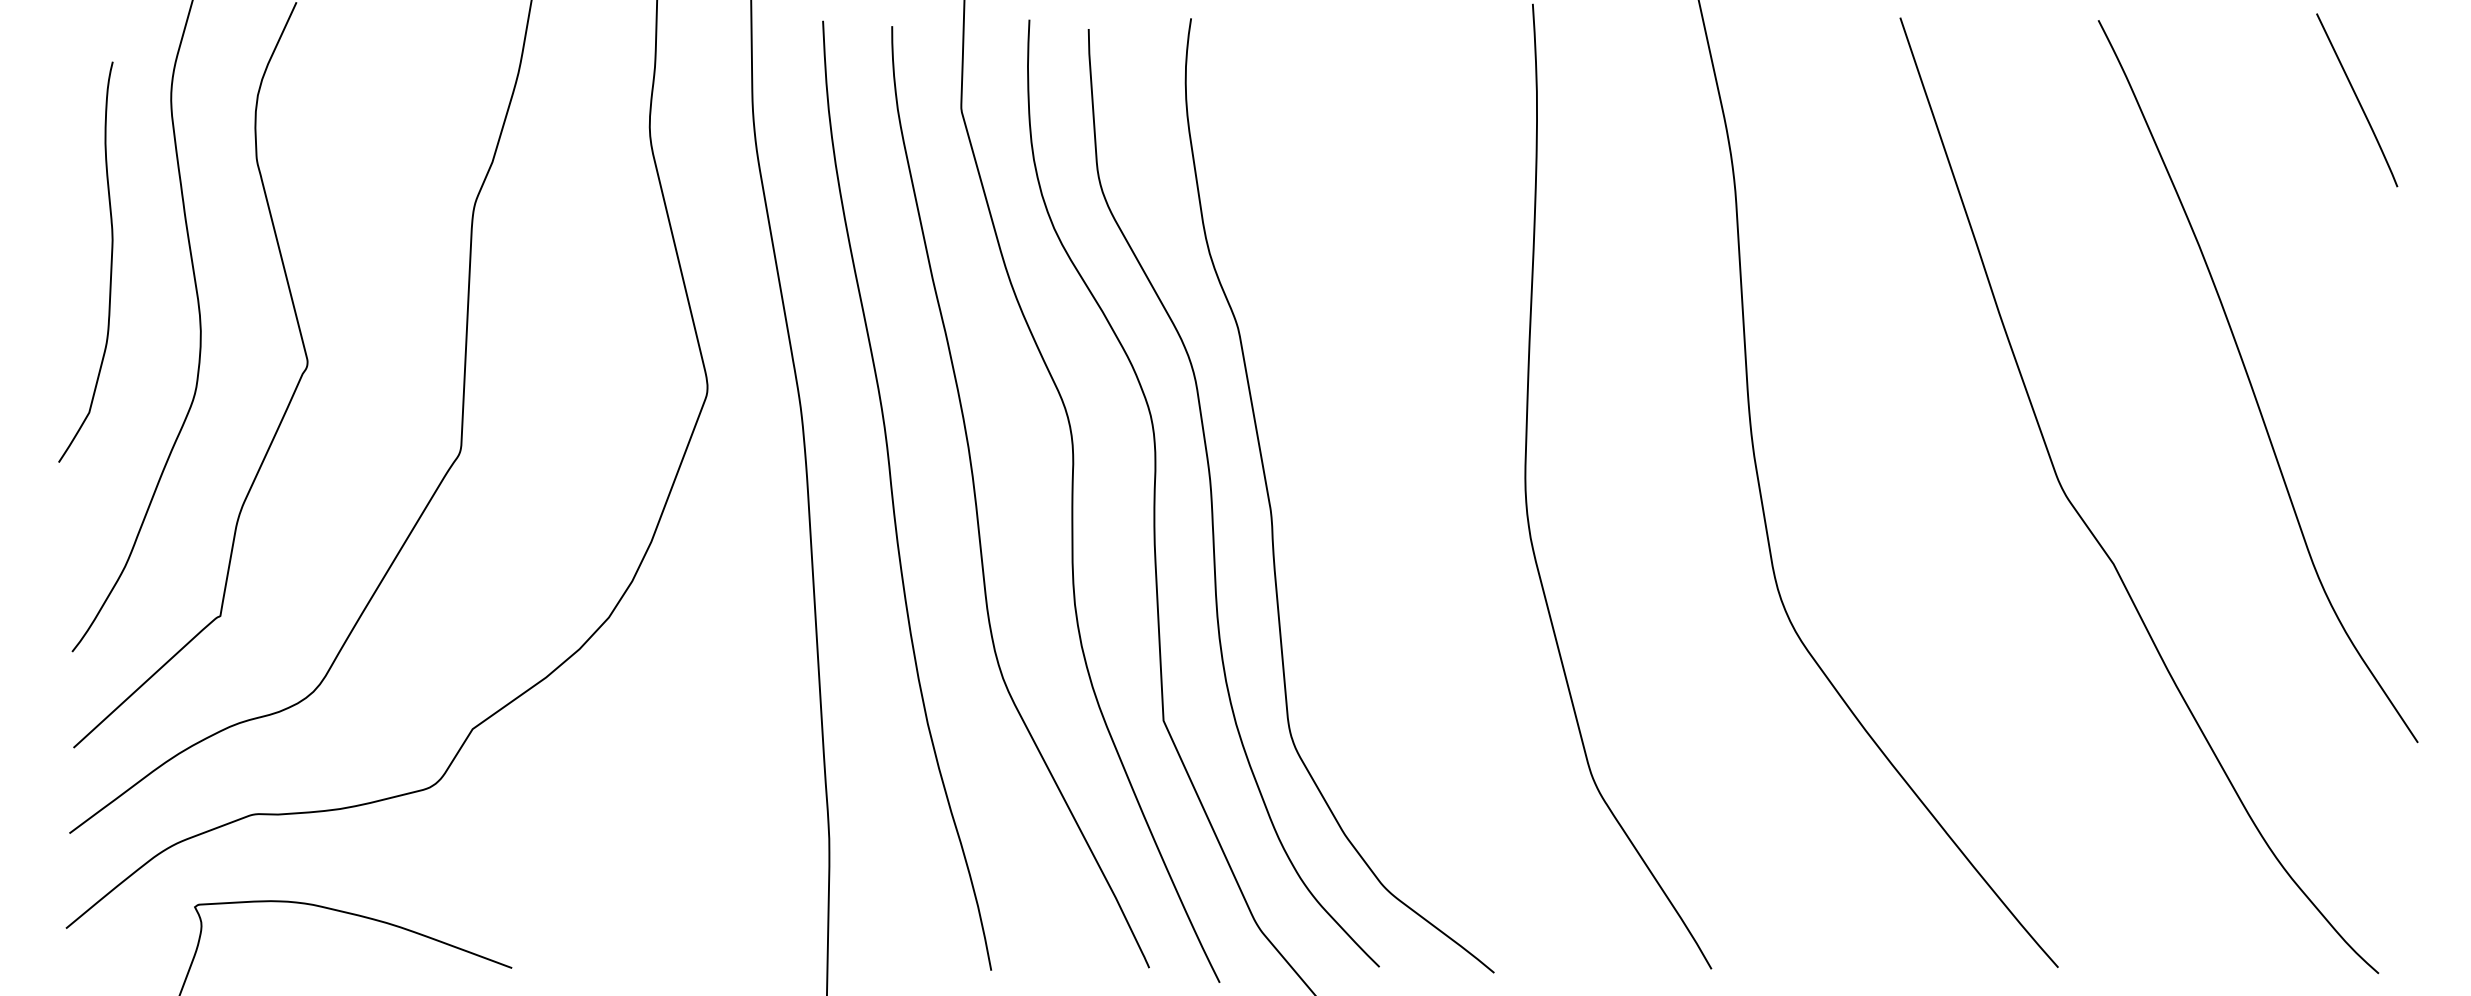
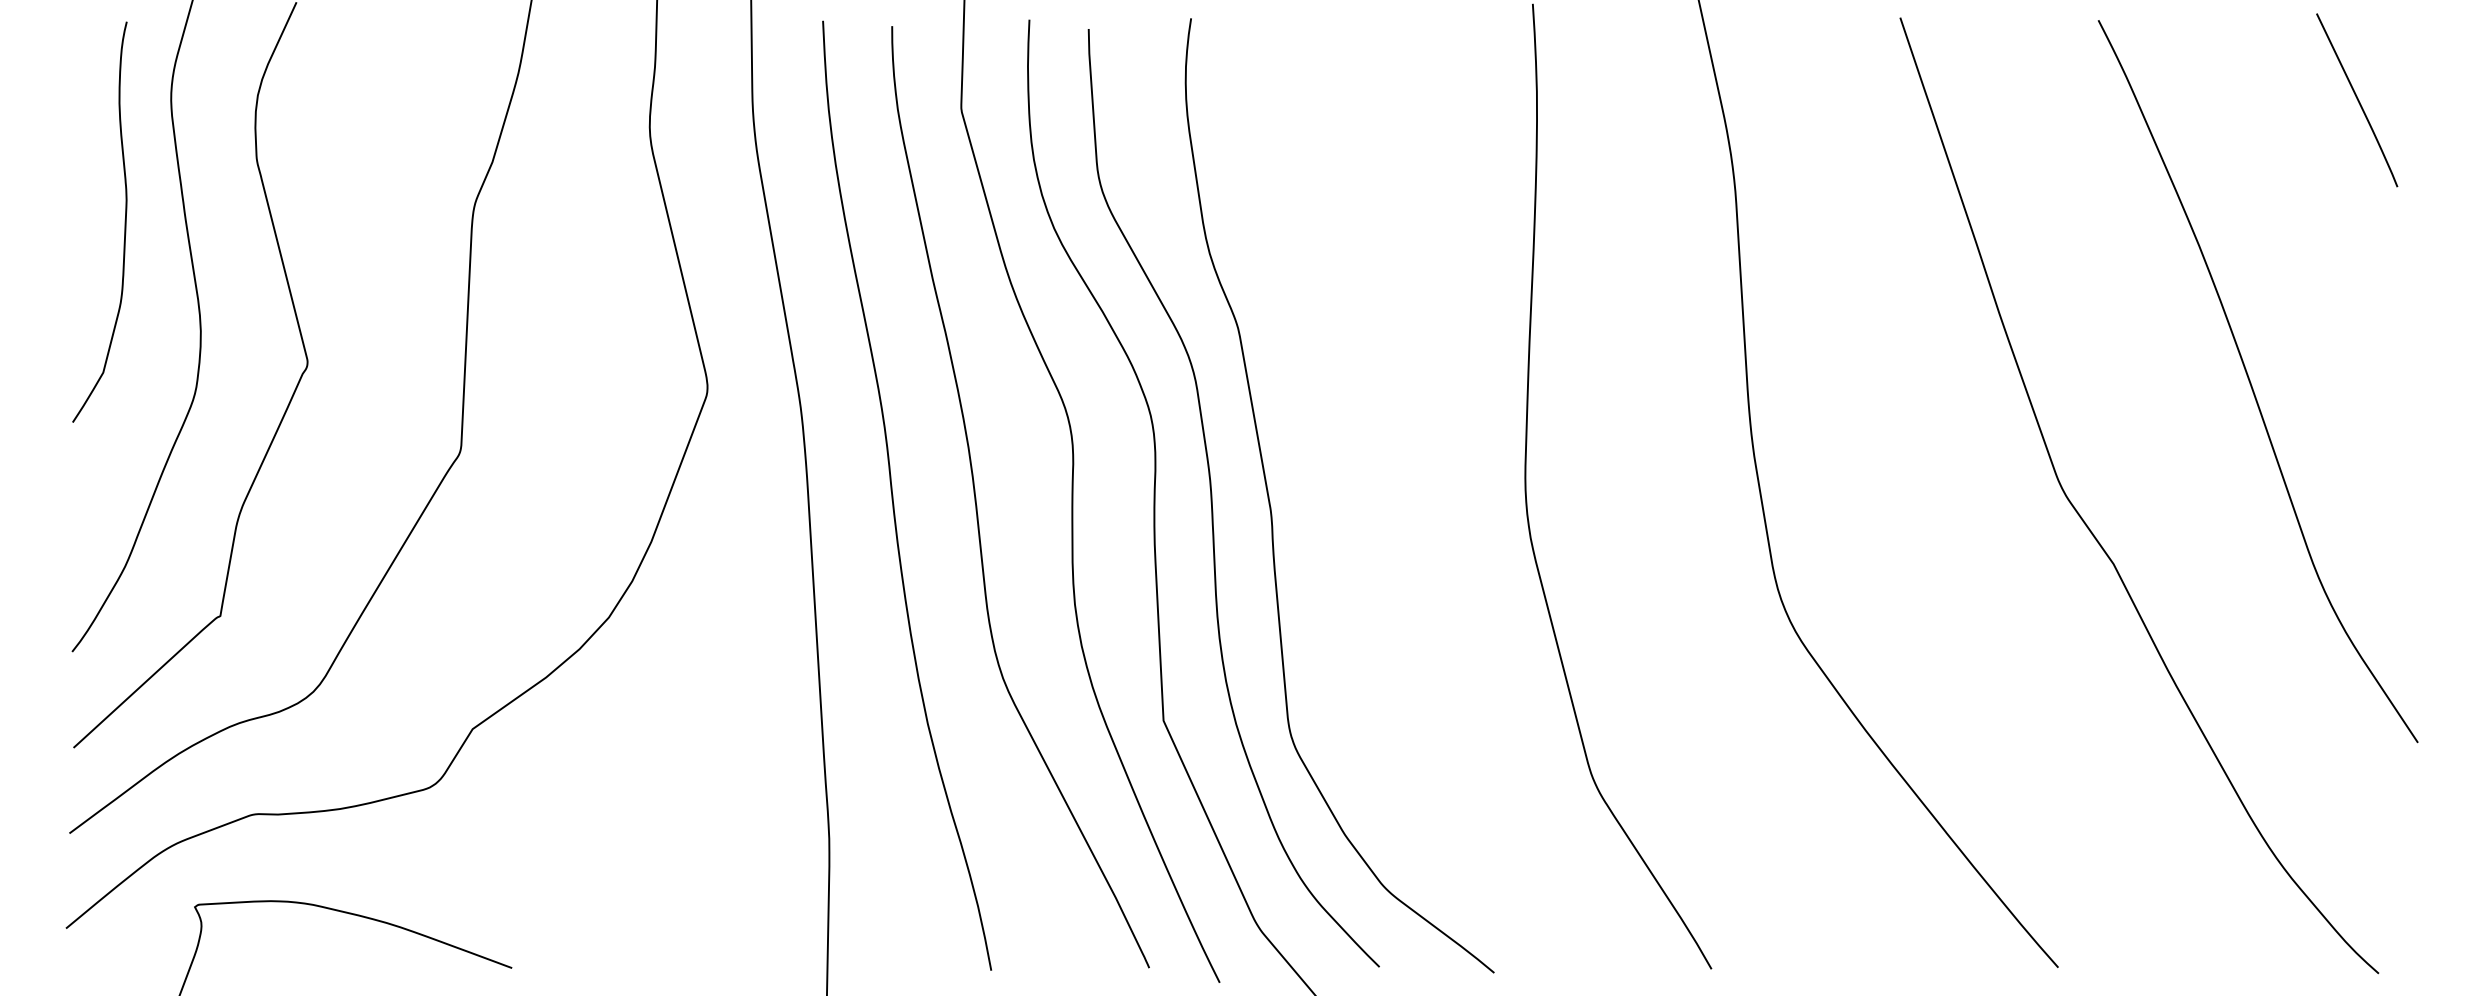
curve position: (110, 261) -> (124, 221) (124, 221)
